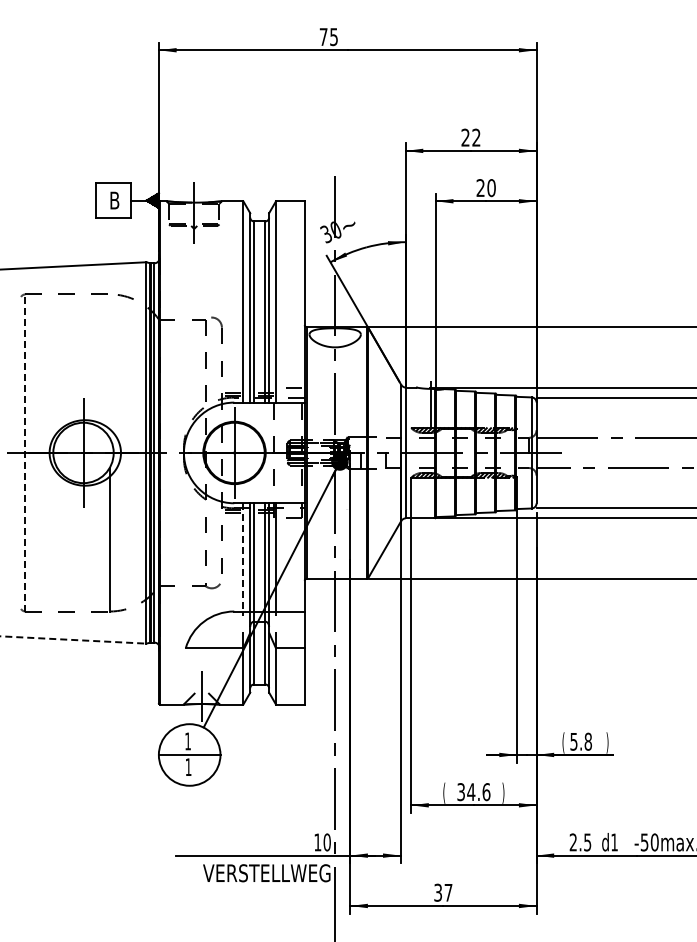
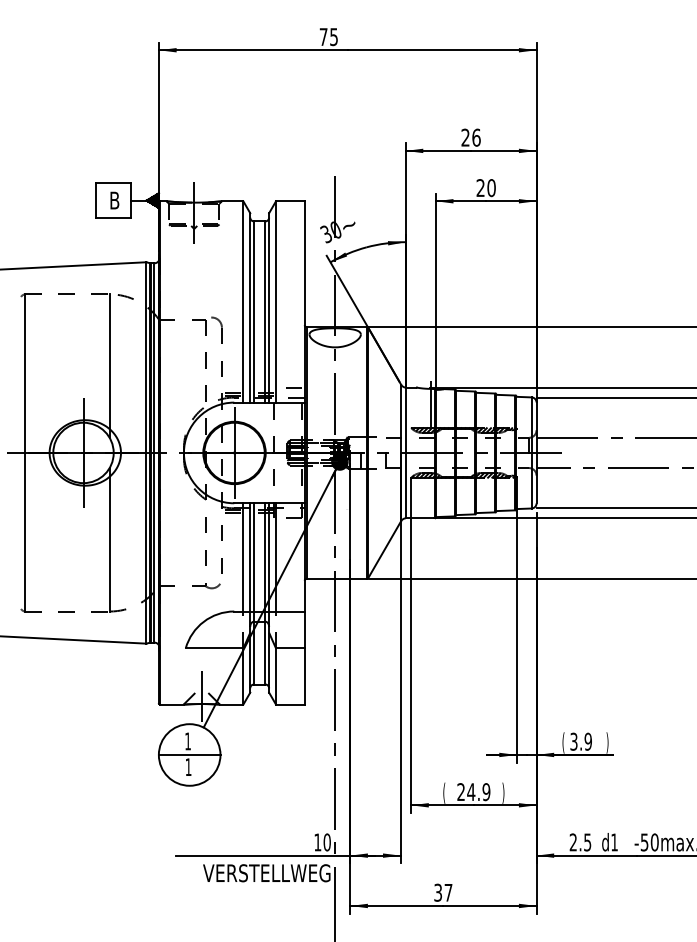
text: 22 -> 26 (476, 137)
line: none -> present (109, 366)
line: dashed -> solid (25, 452)
line: dashed -> solid (243, 557)
line: dashed -> solid (73, 640)
text: 5.8 -> 3.9 (580, 741)
text: 34.6 -> 24.9 (473, 792)
